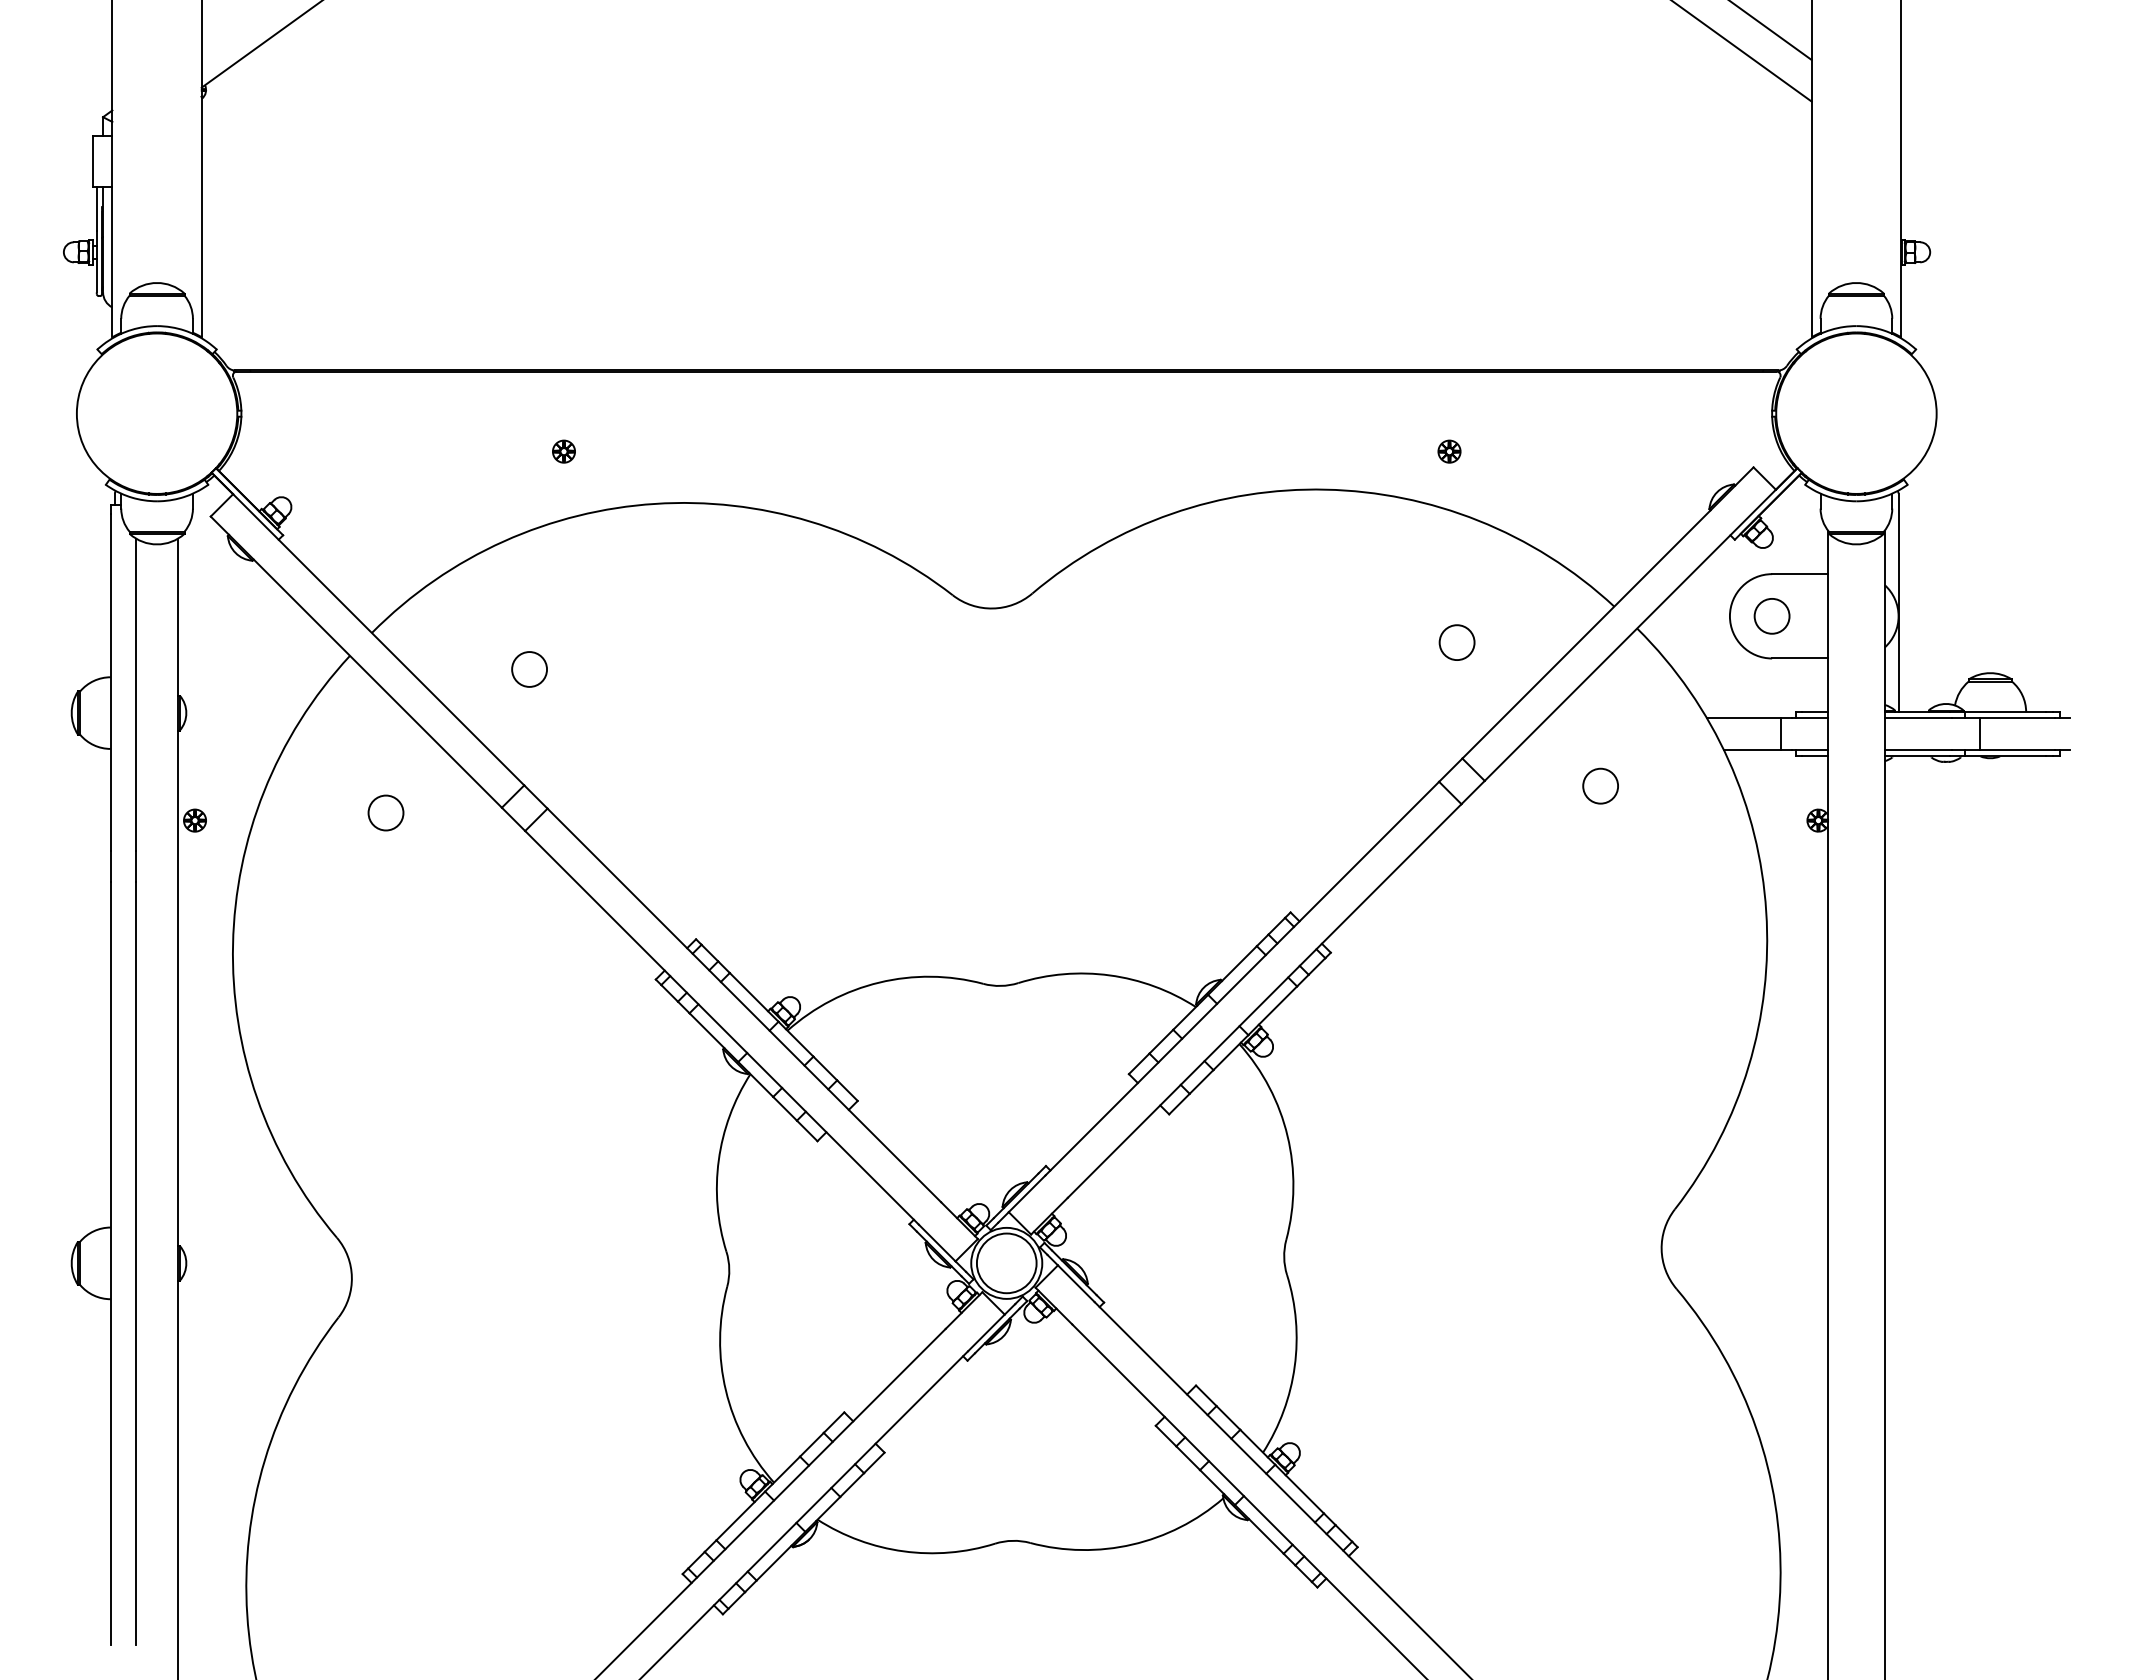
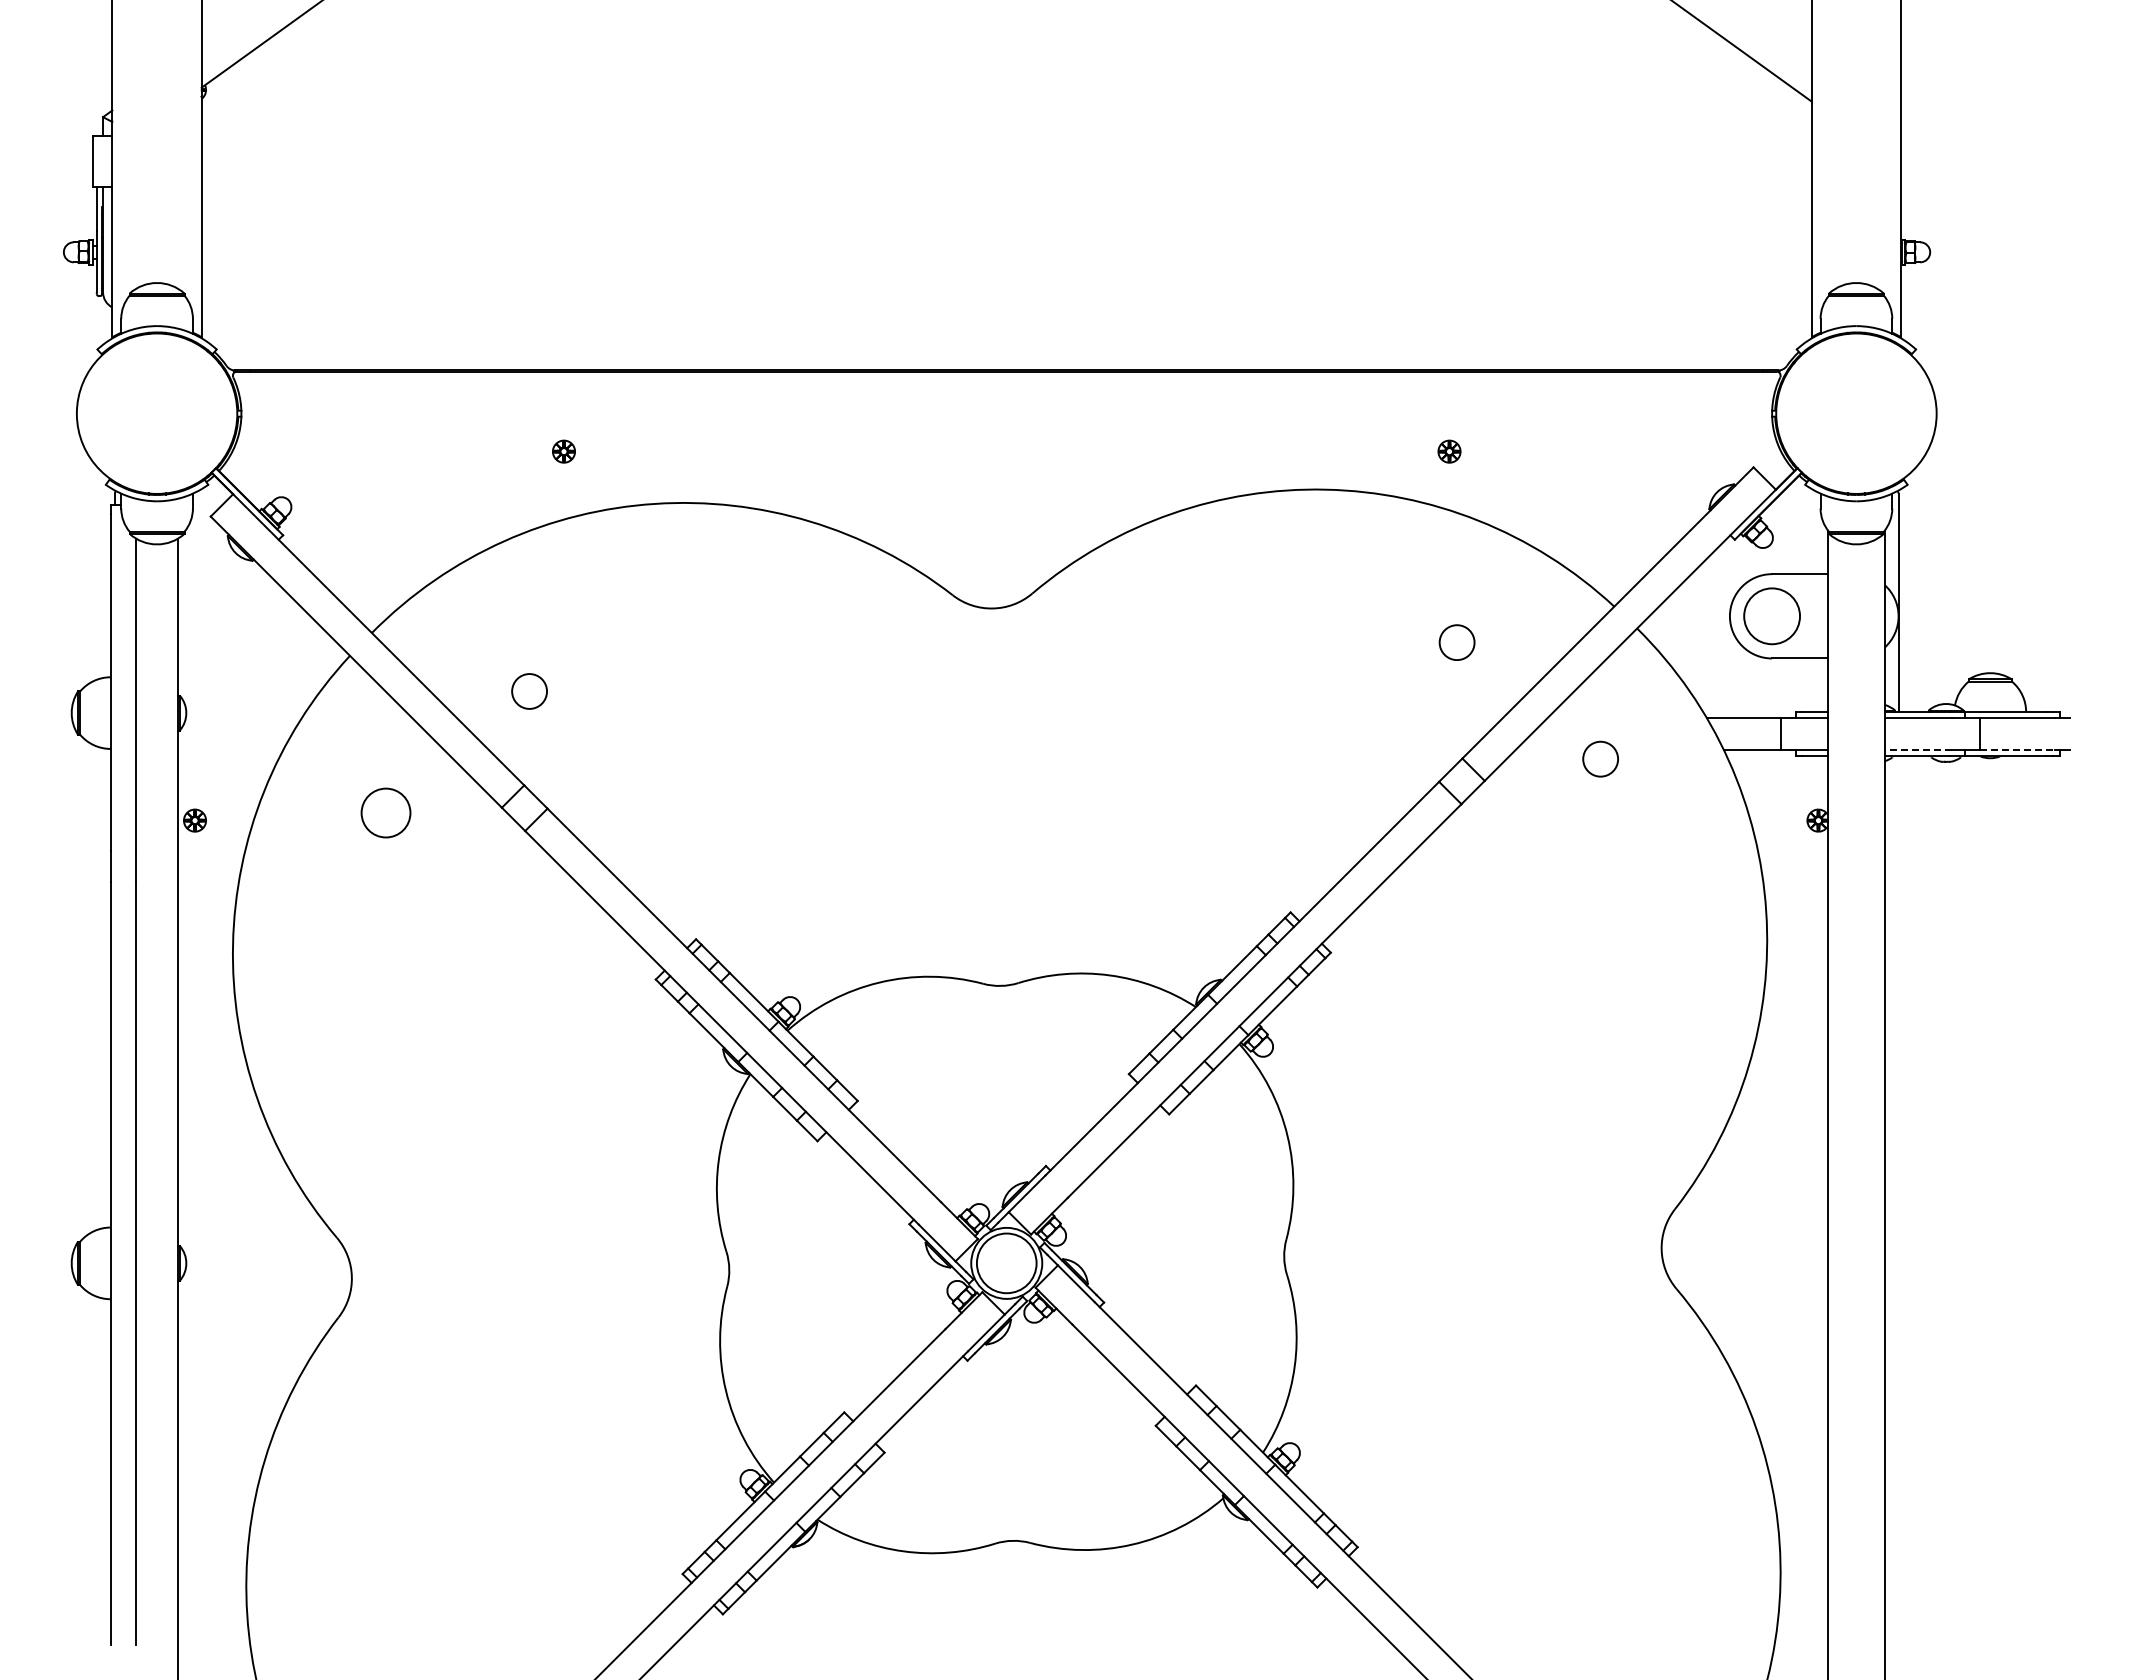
line: present -> none (1771, 31)
circle diameter: 35 px -> 56 px (1772, 616)
circle position: (529, 669) -> (529, 691) (529, 691)
line: solid -> dashed (1918, 750)
line: solid -> dashed (2018, 750)
circle position: (1600, 785) -> (1600, 758) (1600, 758)
circle size: 38x38 px -> 52x52 px (385, 812)
